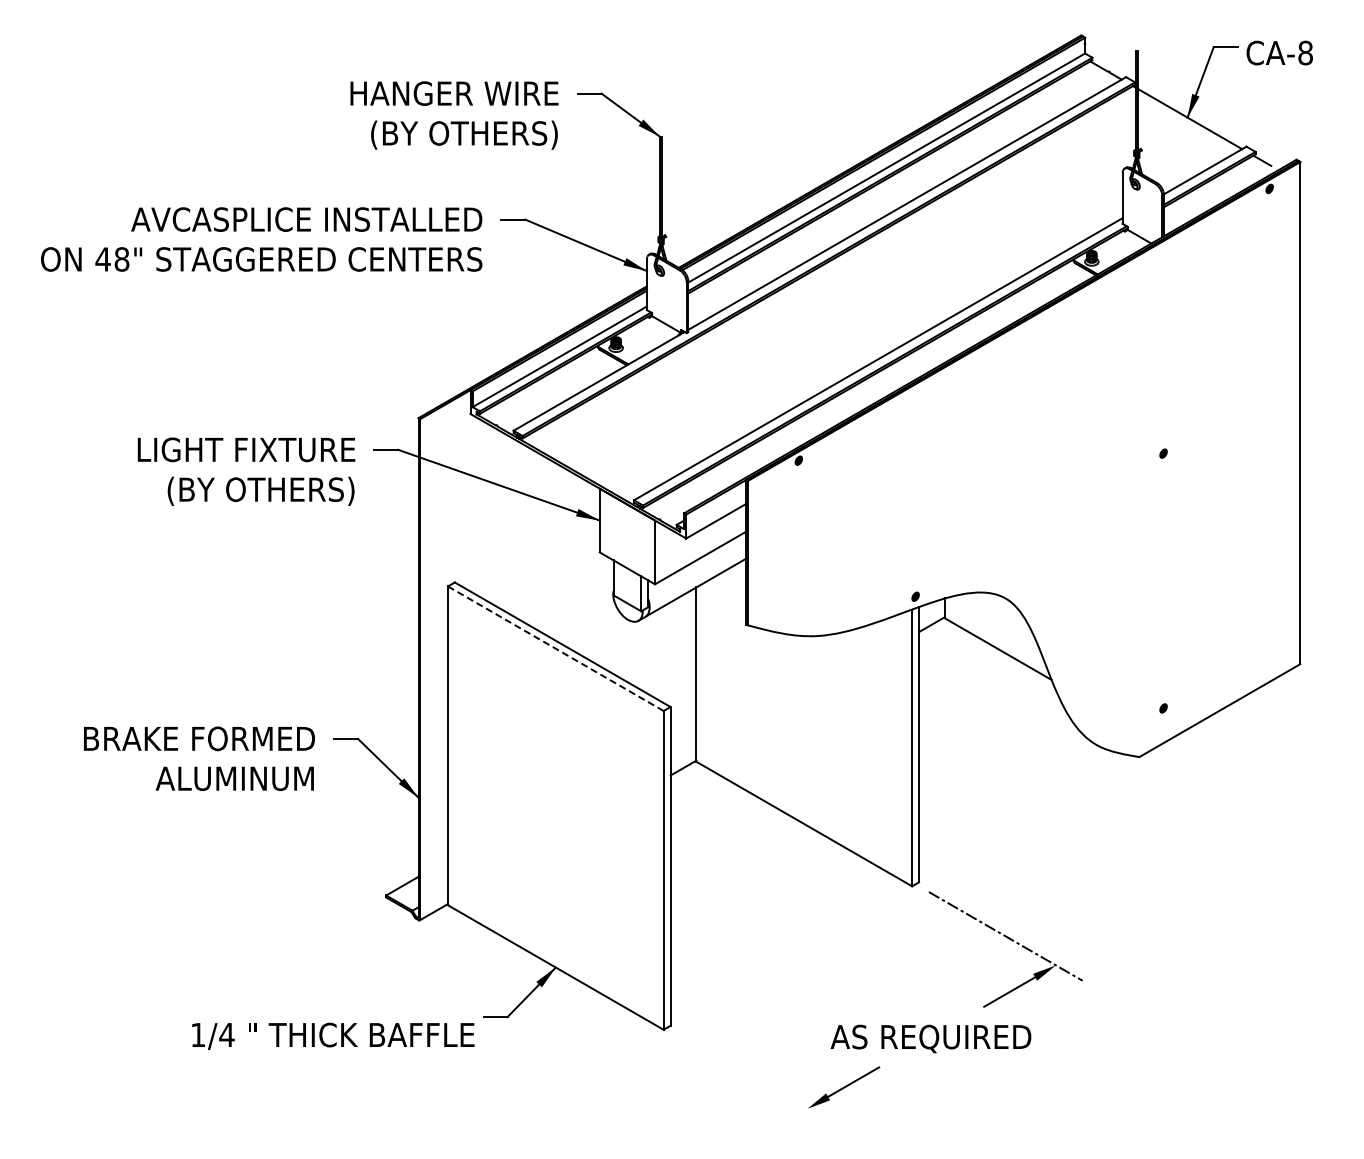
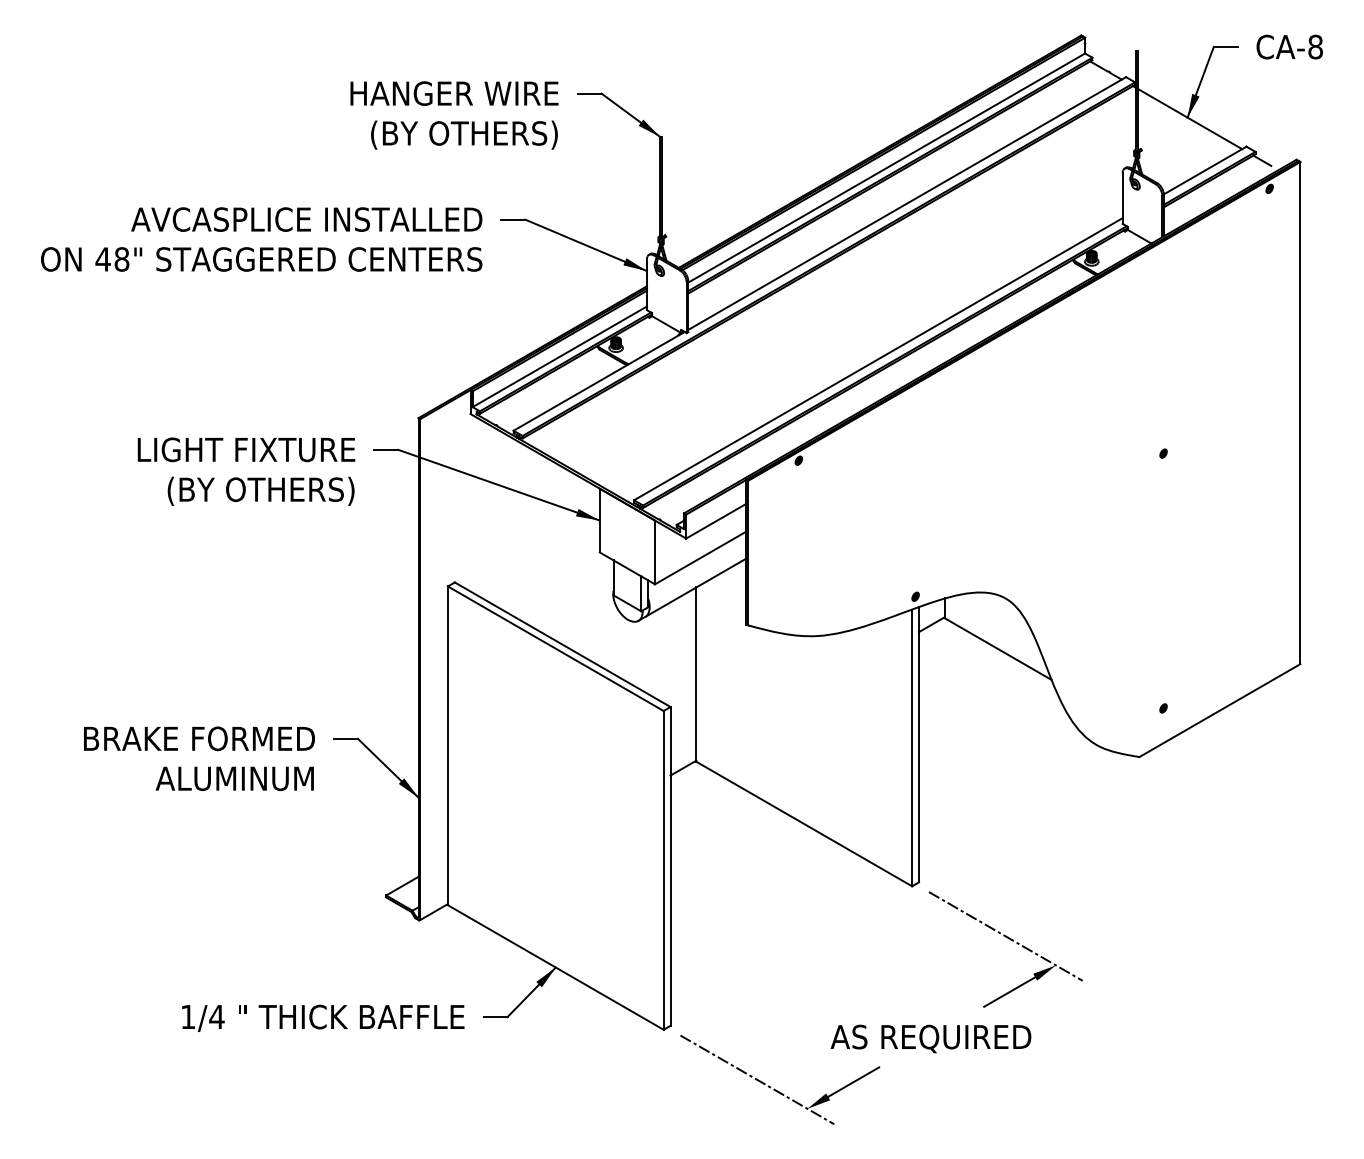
text position: (1279, 52) -> (1289, 46) (1289, 46)
line: dashed -> solid (555, 648)
text position: (333, 1035) -> (323, 1017) (323, 1017)
line: none -> present (757, 1079)
